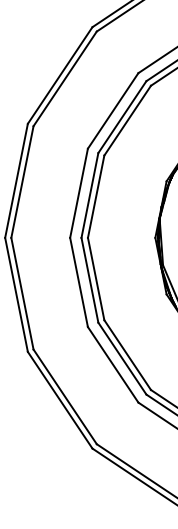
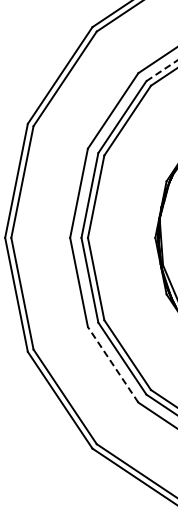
line: solid -> dashed (162, 70)
line: solid -> dashed (112, 364)
